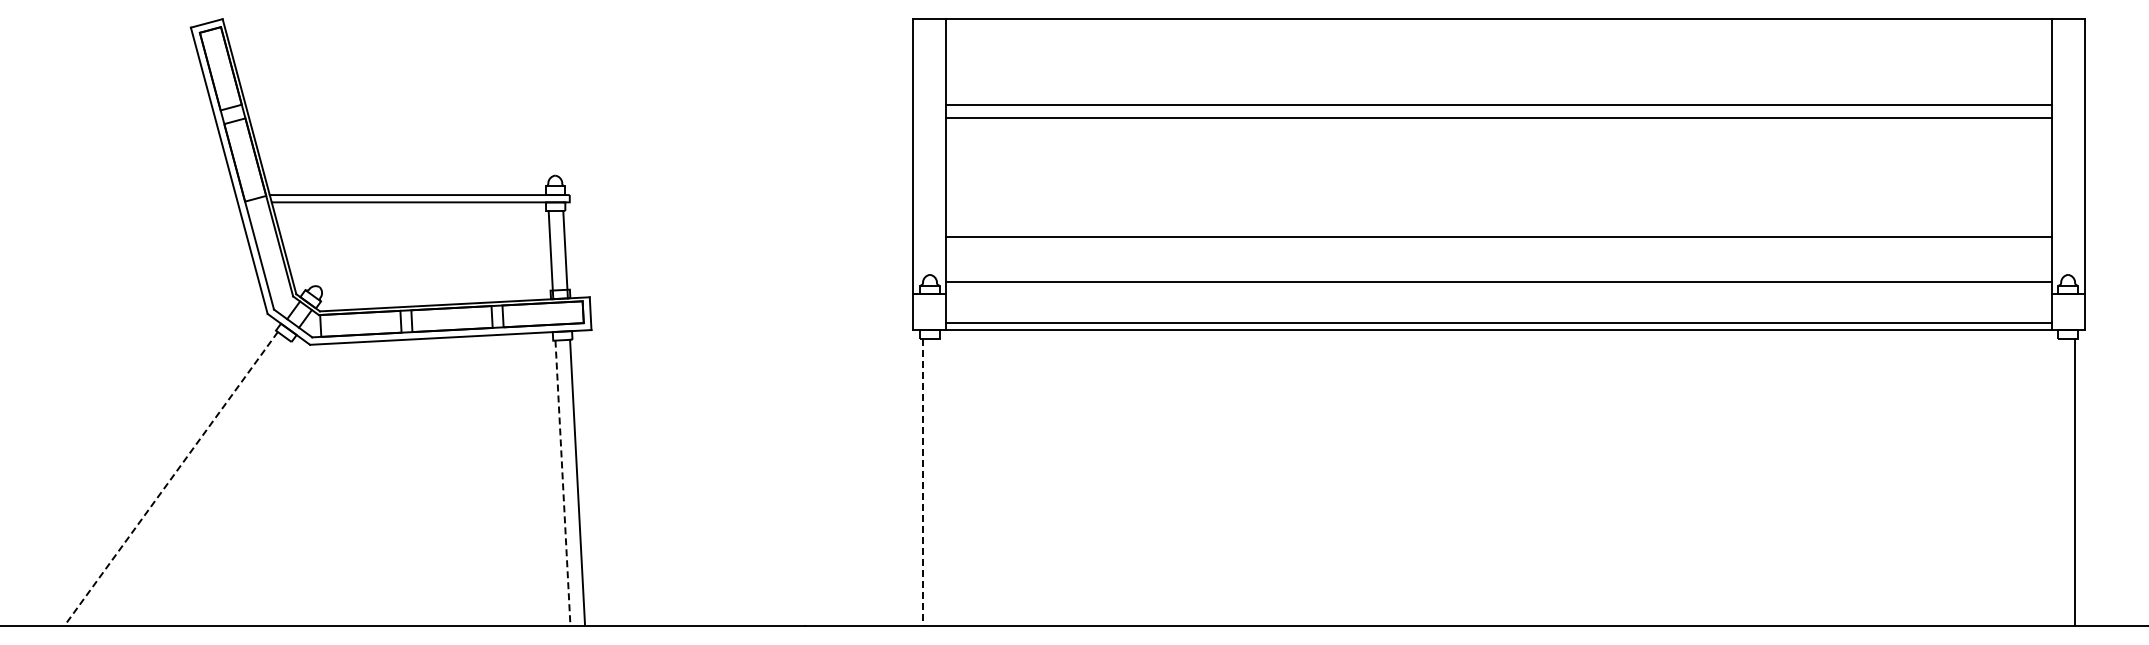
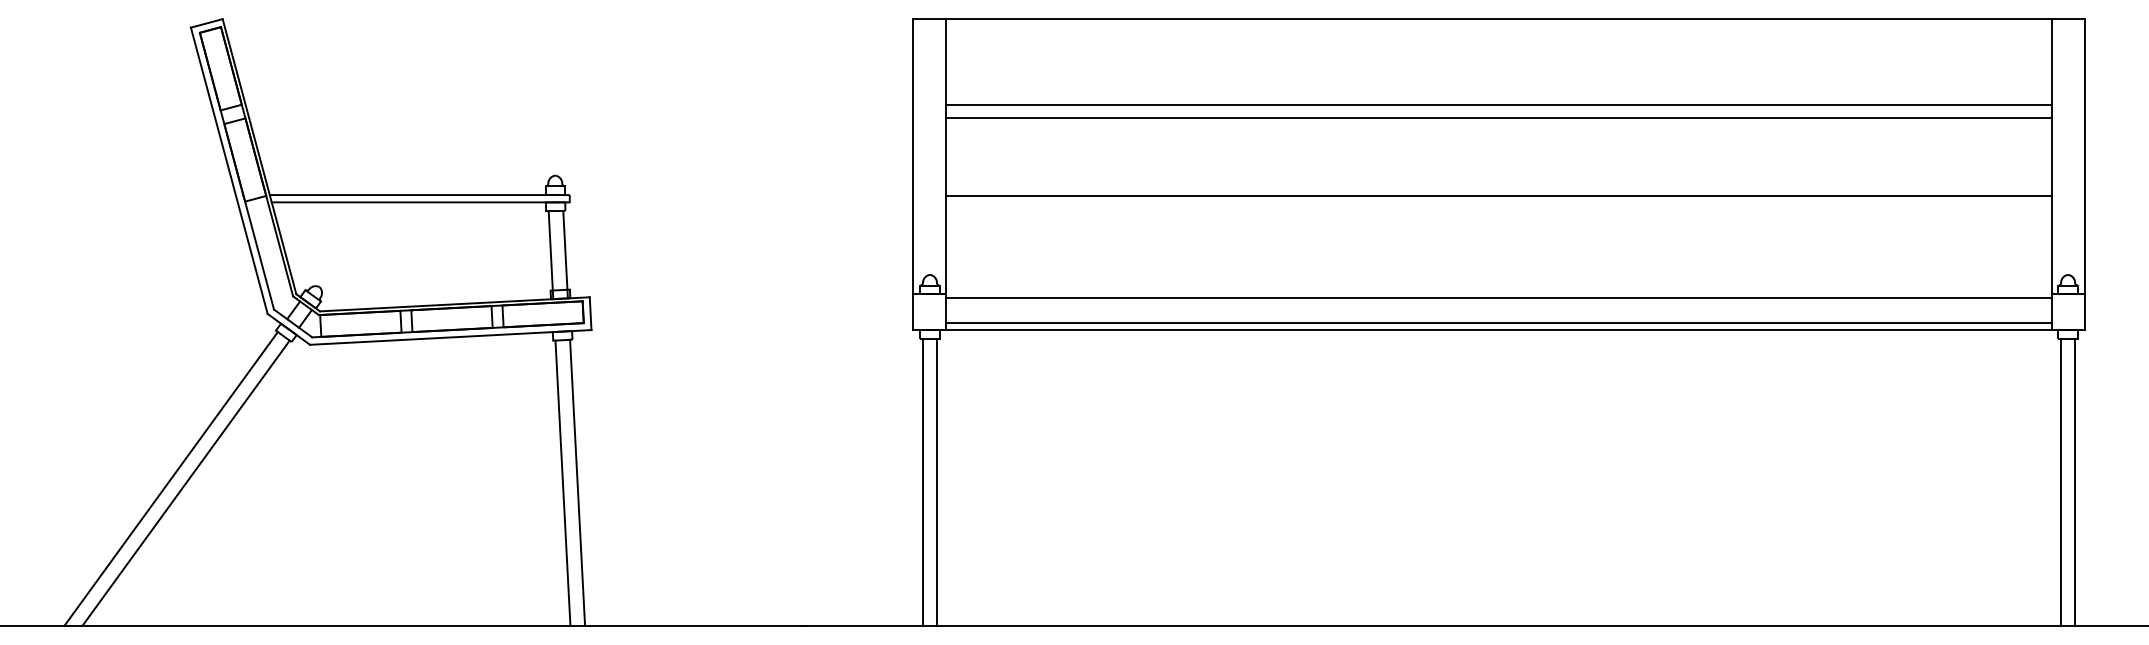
line position: (1498, 236) -> (1498, 195) (1498, 195)
line position: (1498, 281) -> (1498, 297) (1498, 297)
line: dashed -> solid (171, 478)
line: none -> present (937, 481)
line: none -> present (2060, 481)
line: none -> present (185, 482)
line: dashed -> solid (922, 482)
line: dashed -> solid (562, 483)
